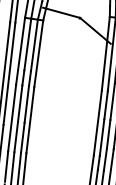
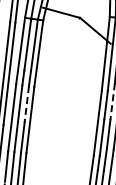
line: solid -> dashed (112, 102)
line: solid -> dashed (26, 104)
